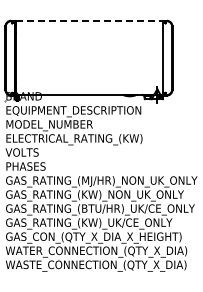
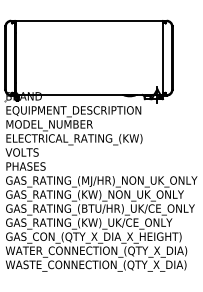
line: dashed -> solid (89, 21)
